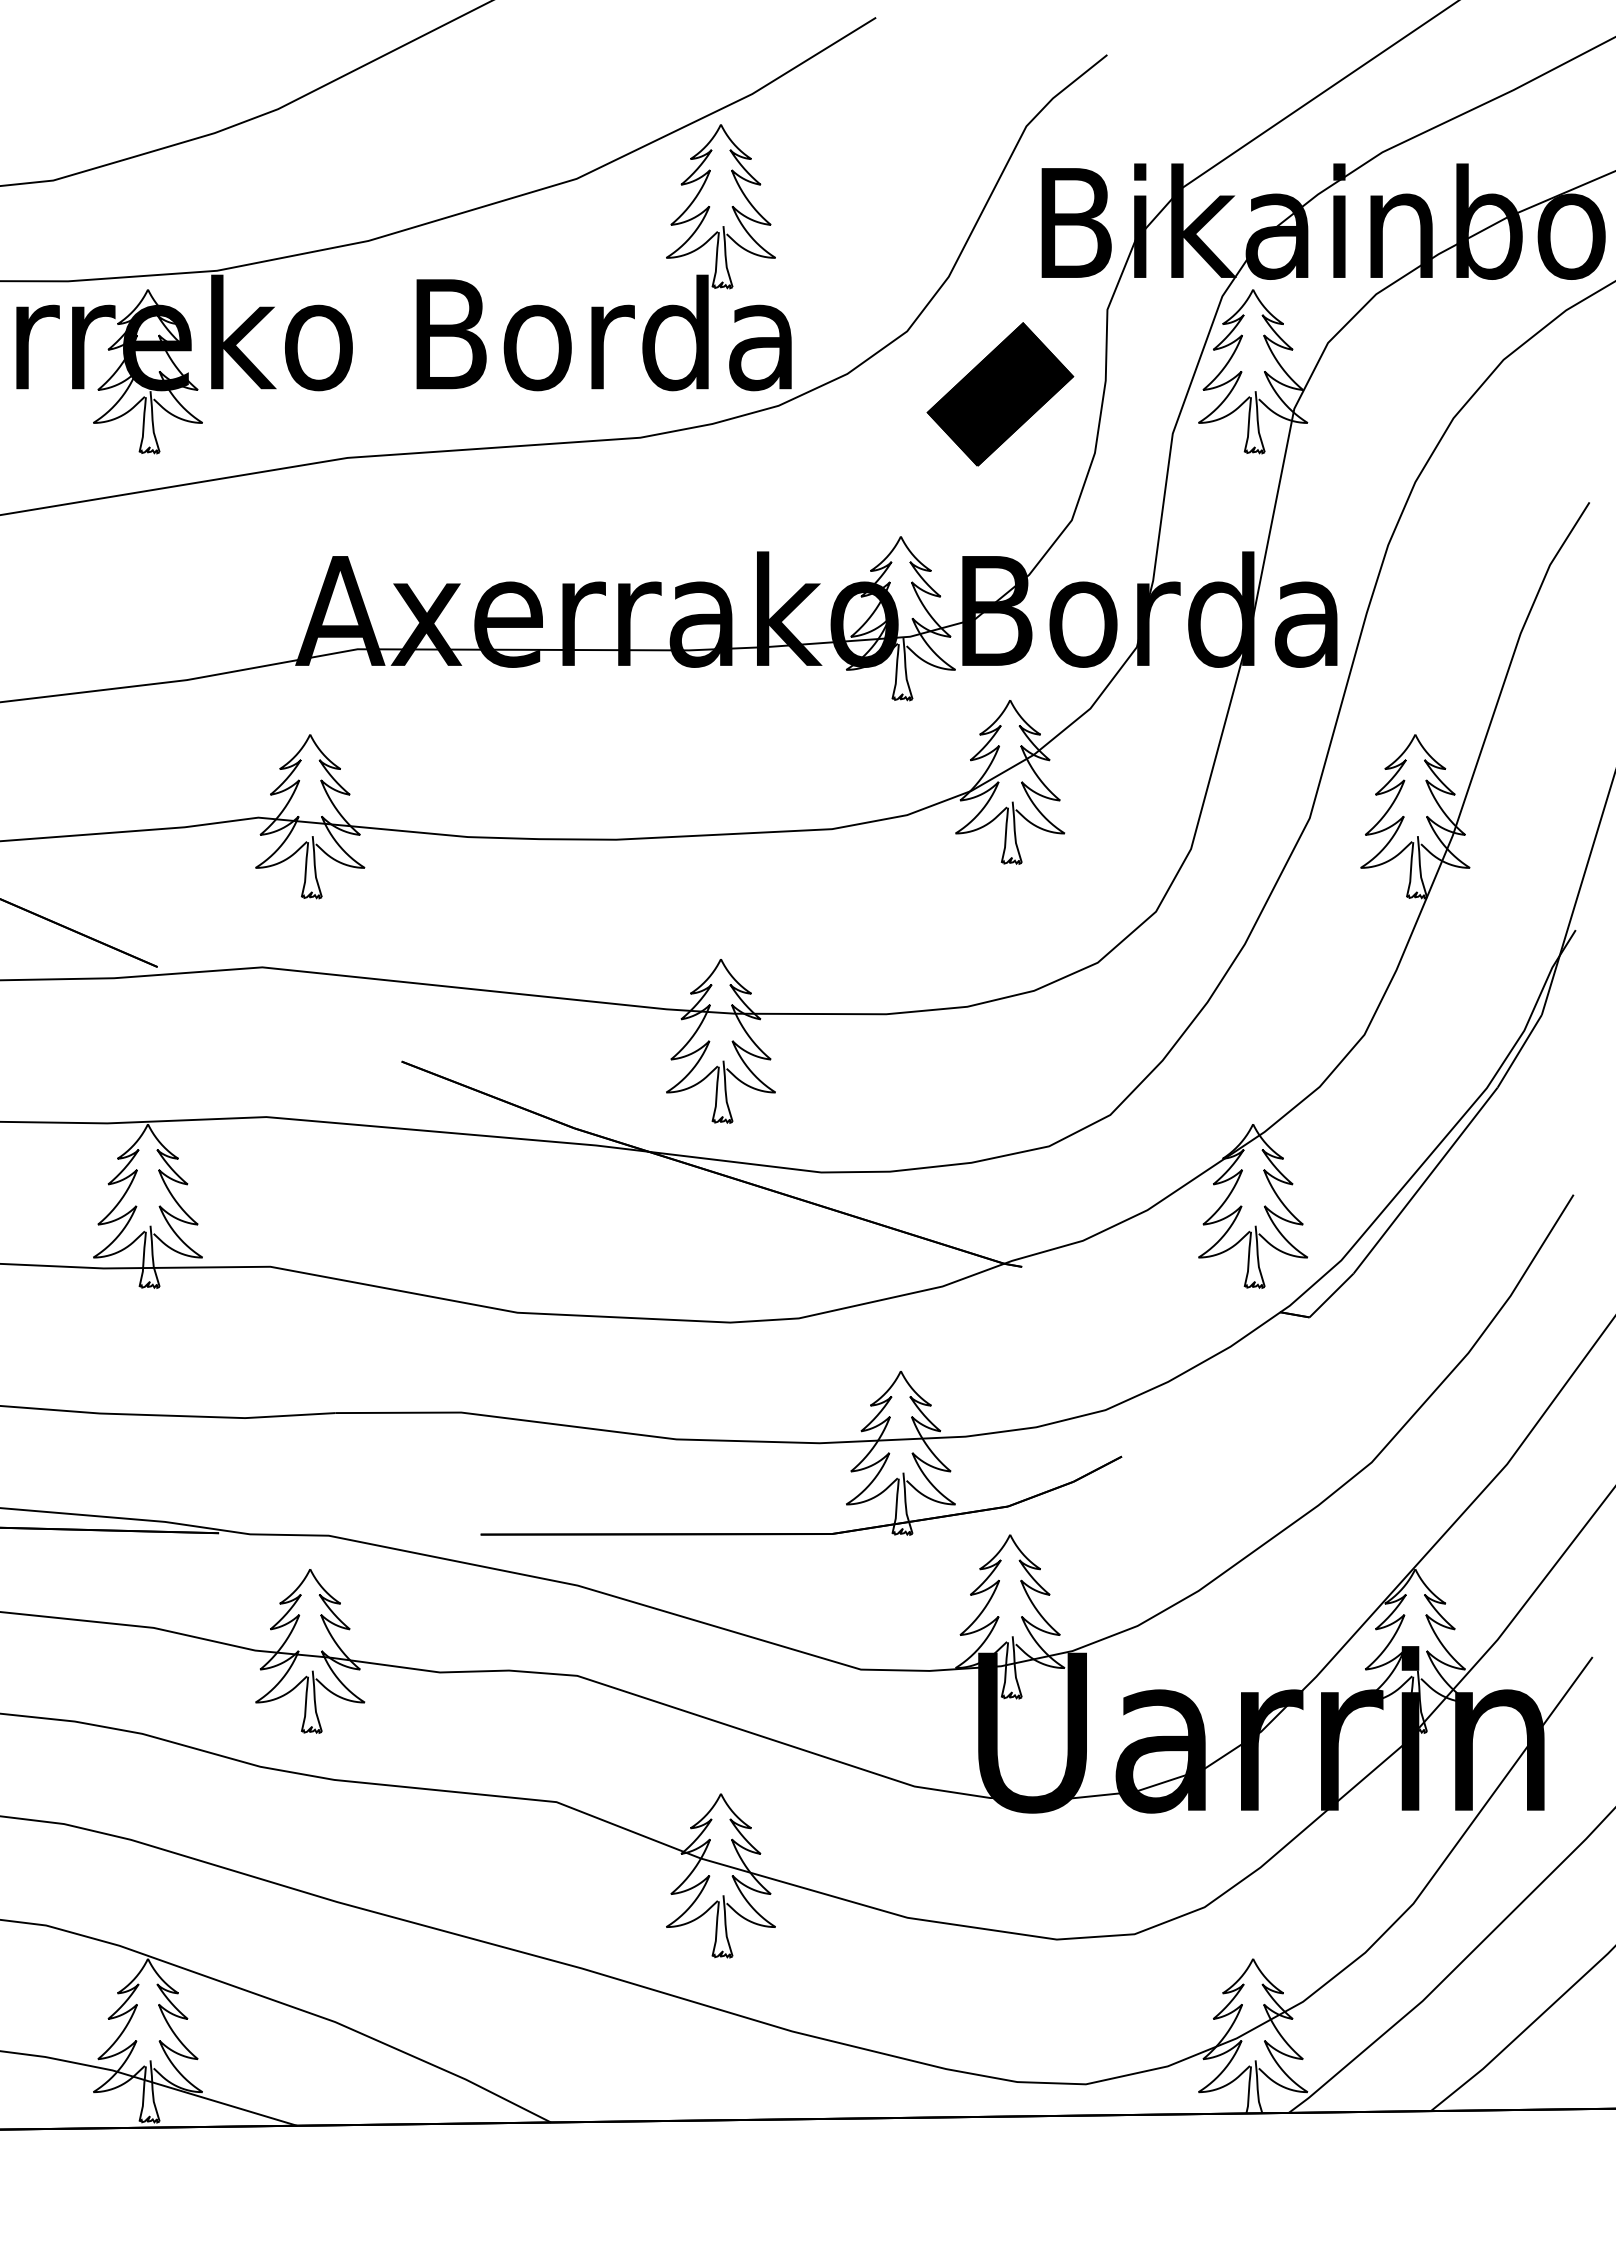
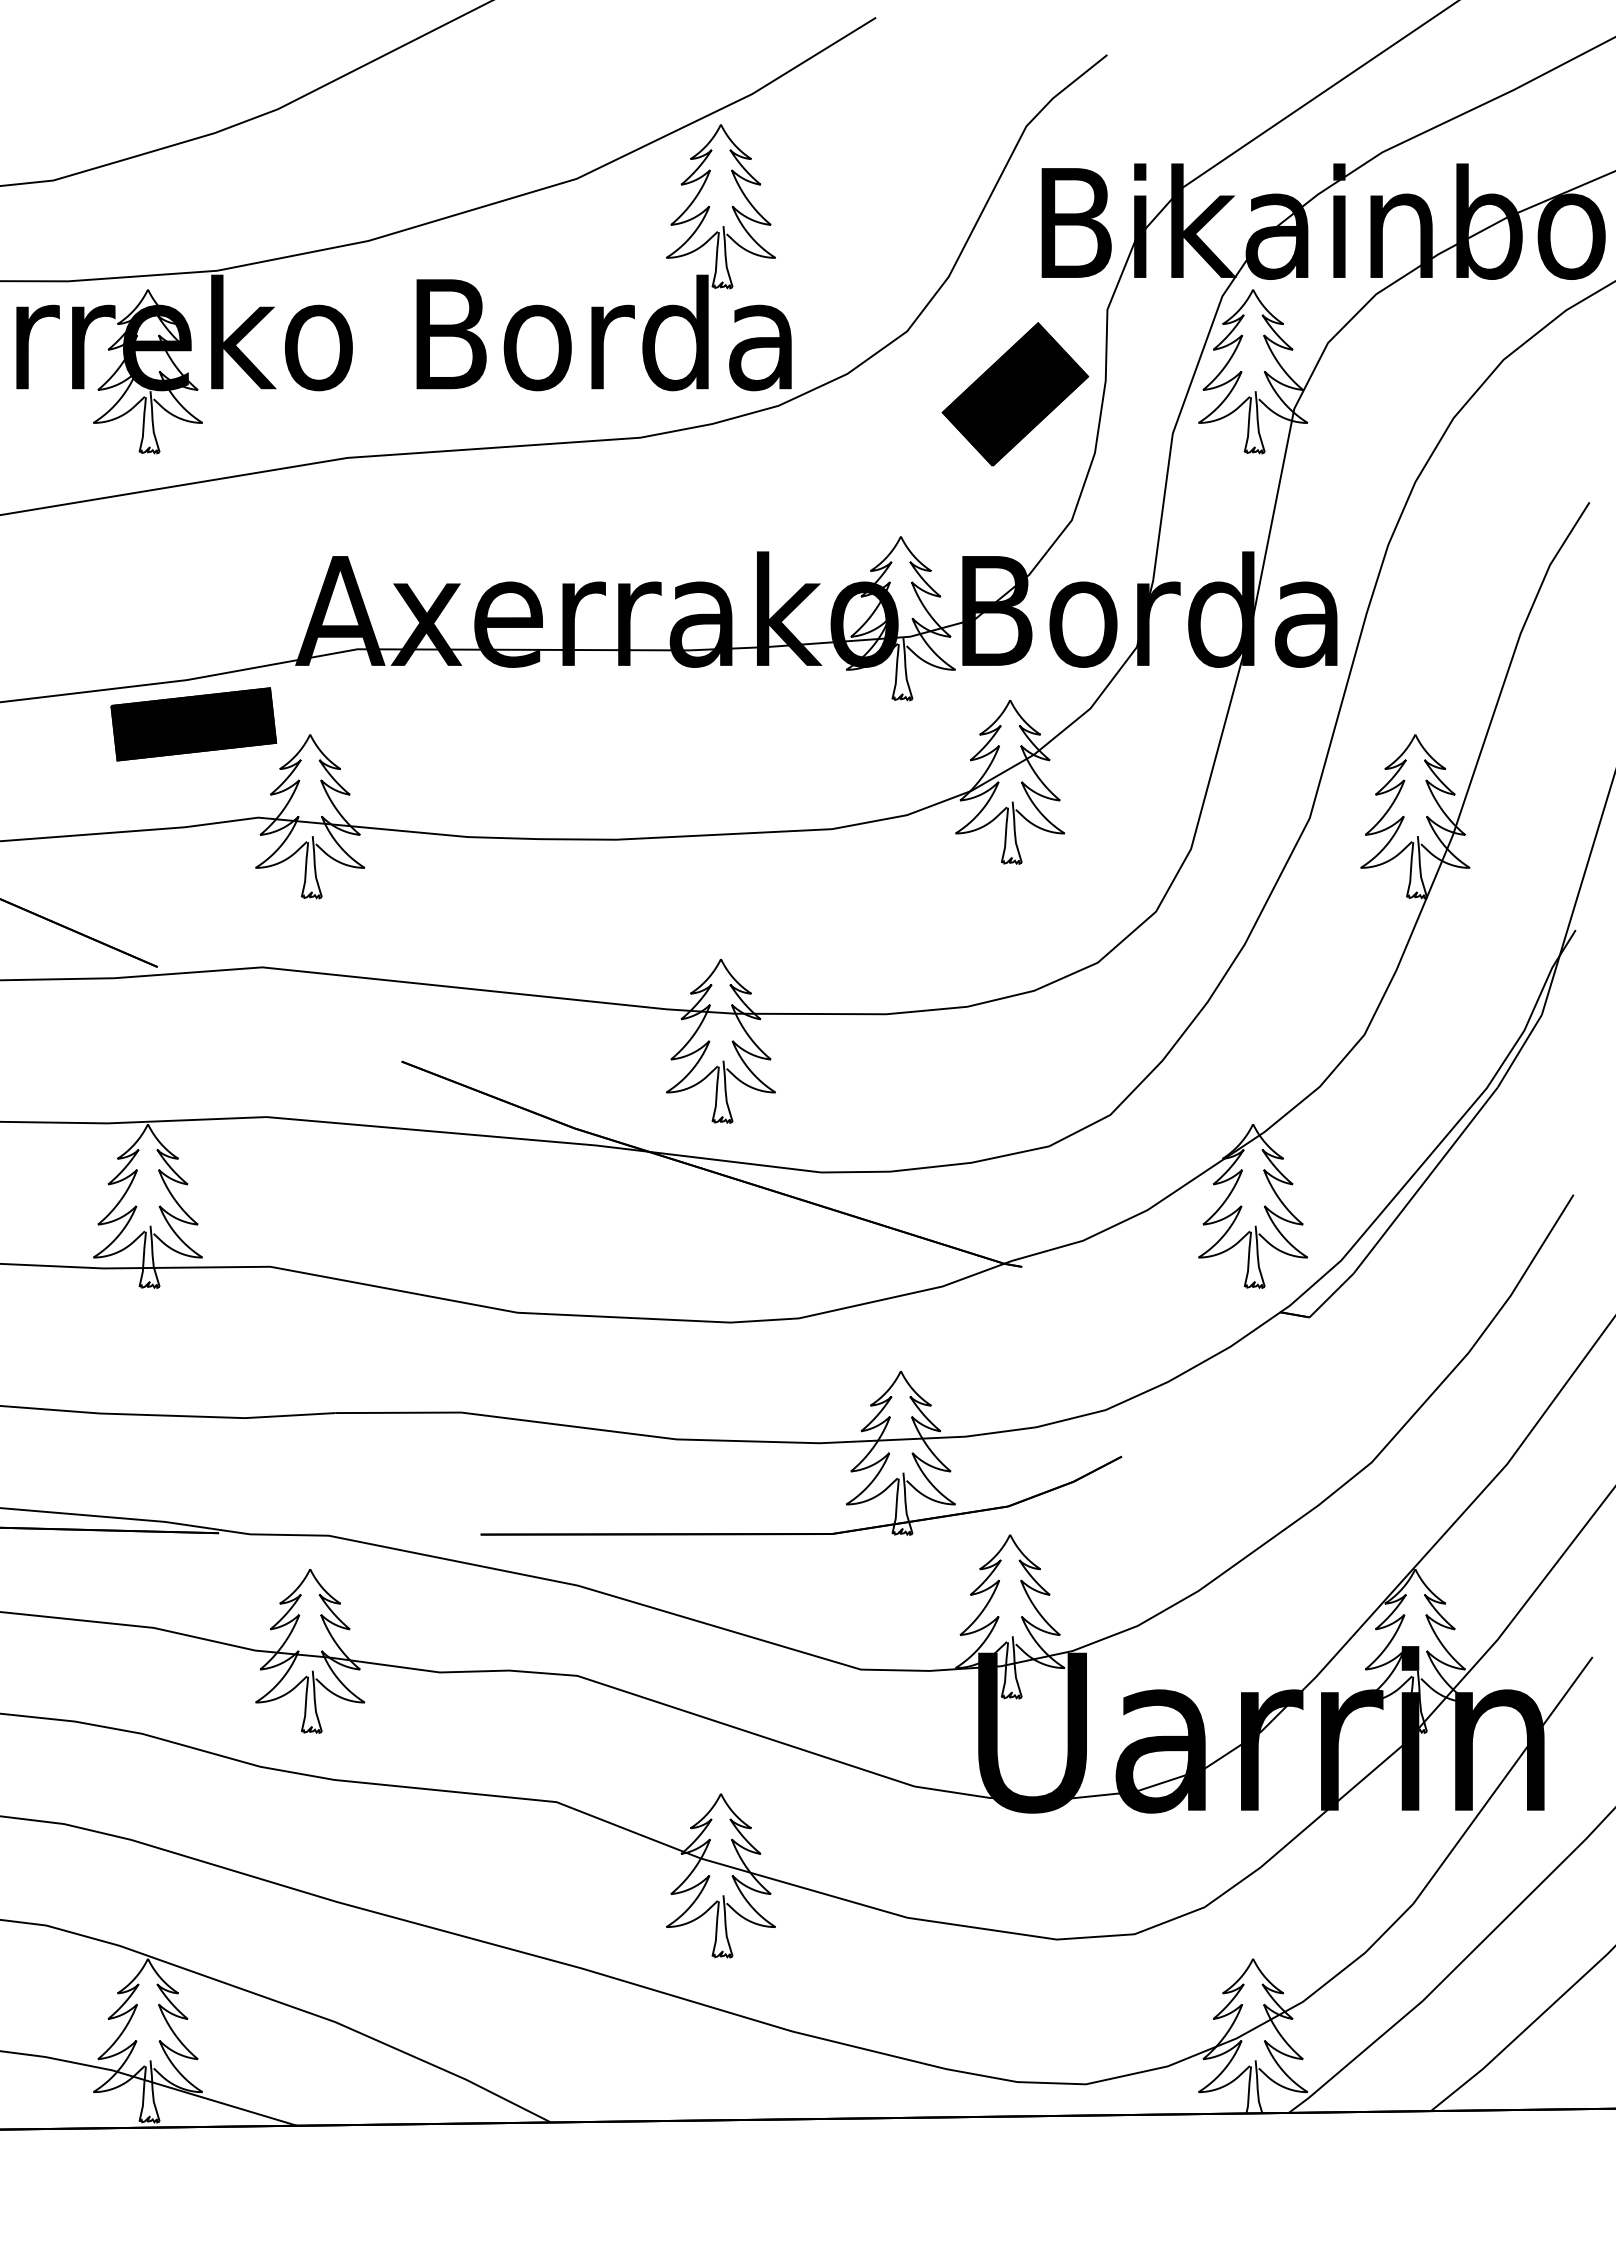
part position: (1000, 394) -> (1015, 394) (1015, 394)
part: none -> present (193, 724)
